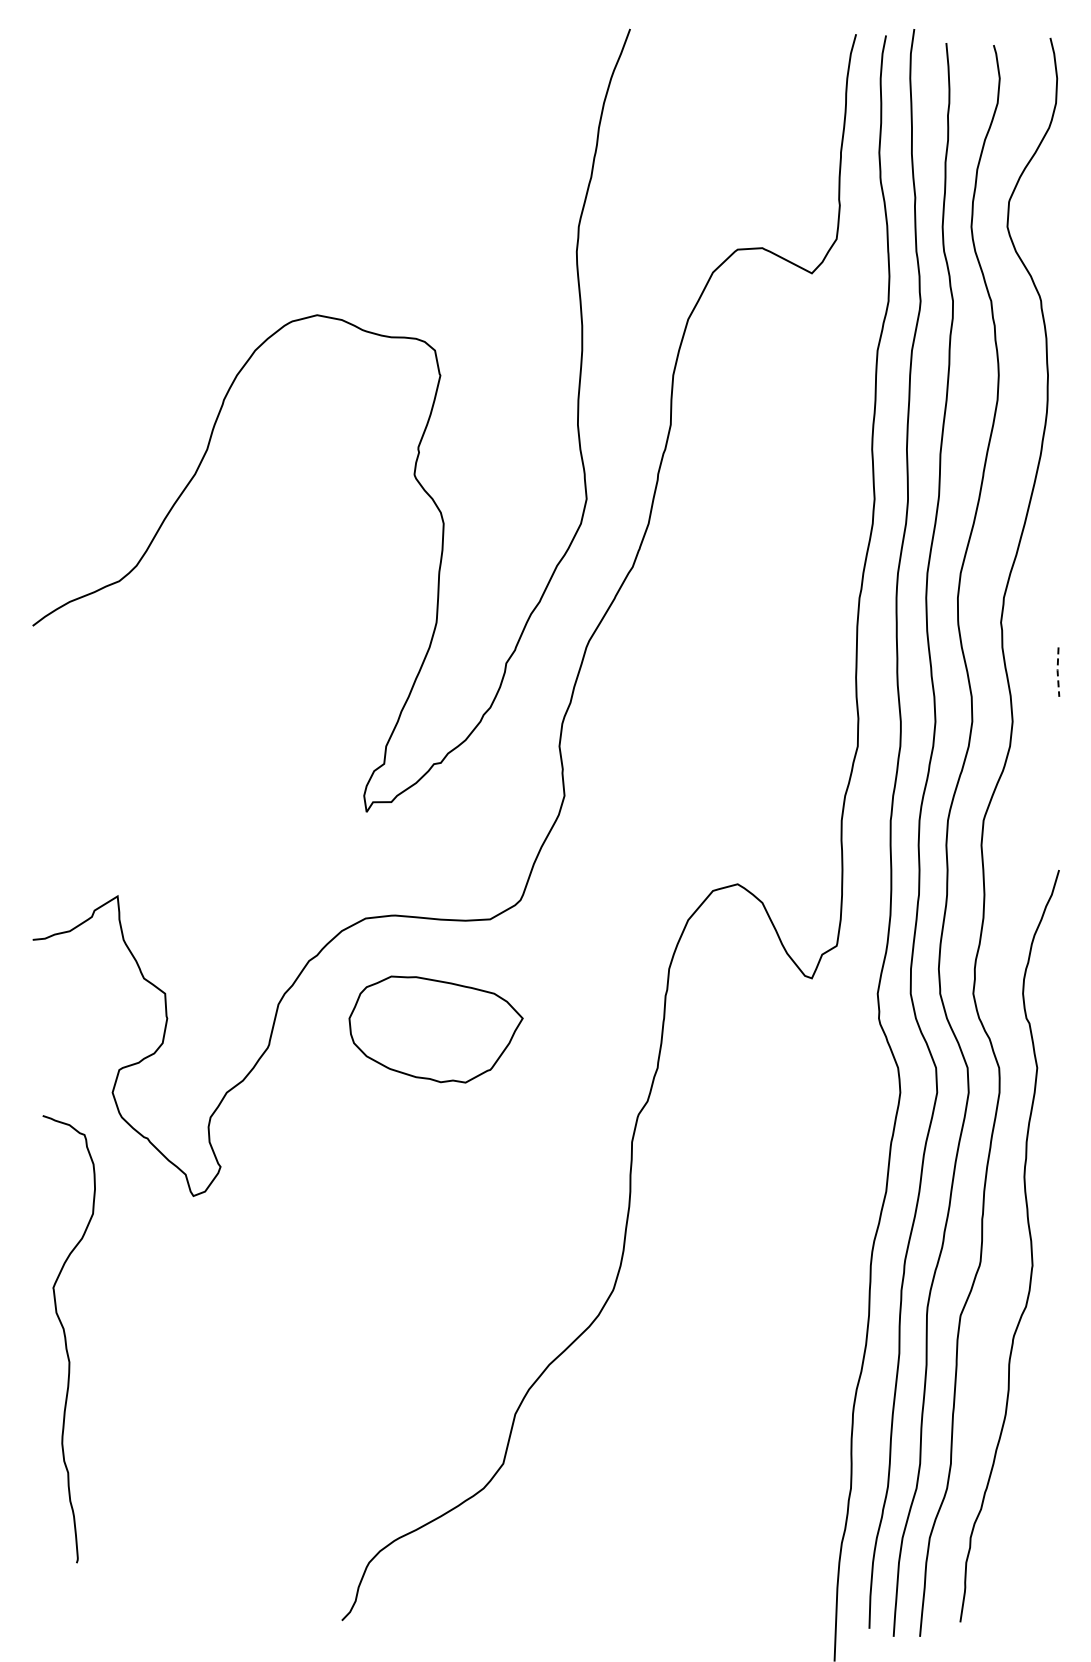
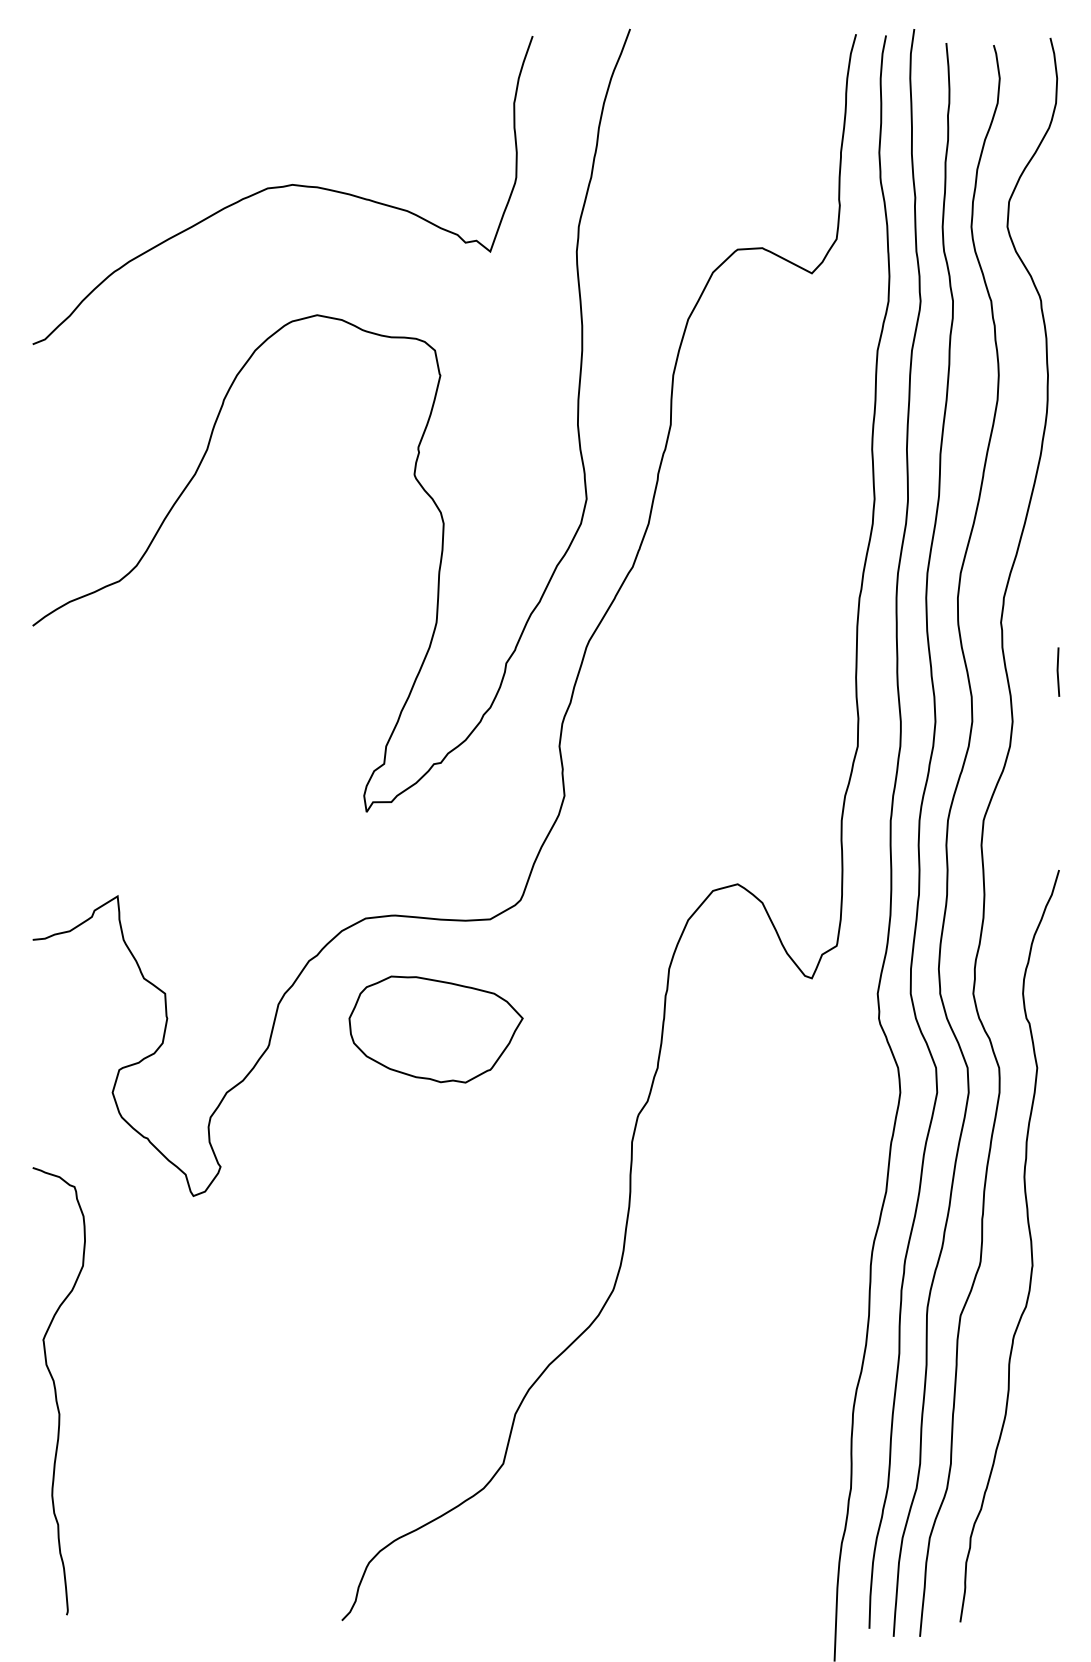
curve: none -> present (282, 187)
line: dashed -> solid (1057, 671)
curve position: (66, 1339) -> (56, 1391) (56, 1391)
